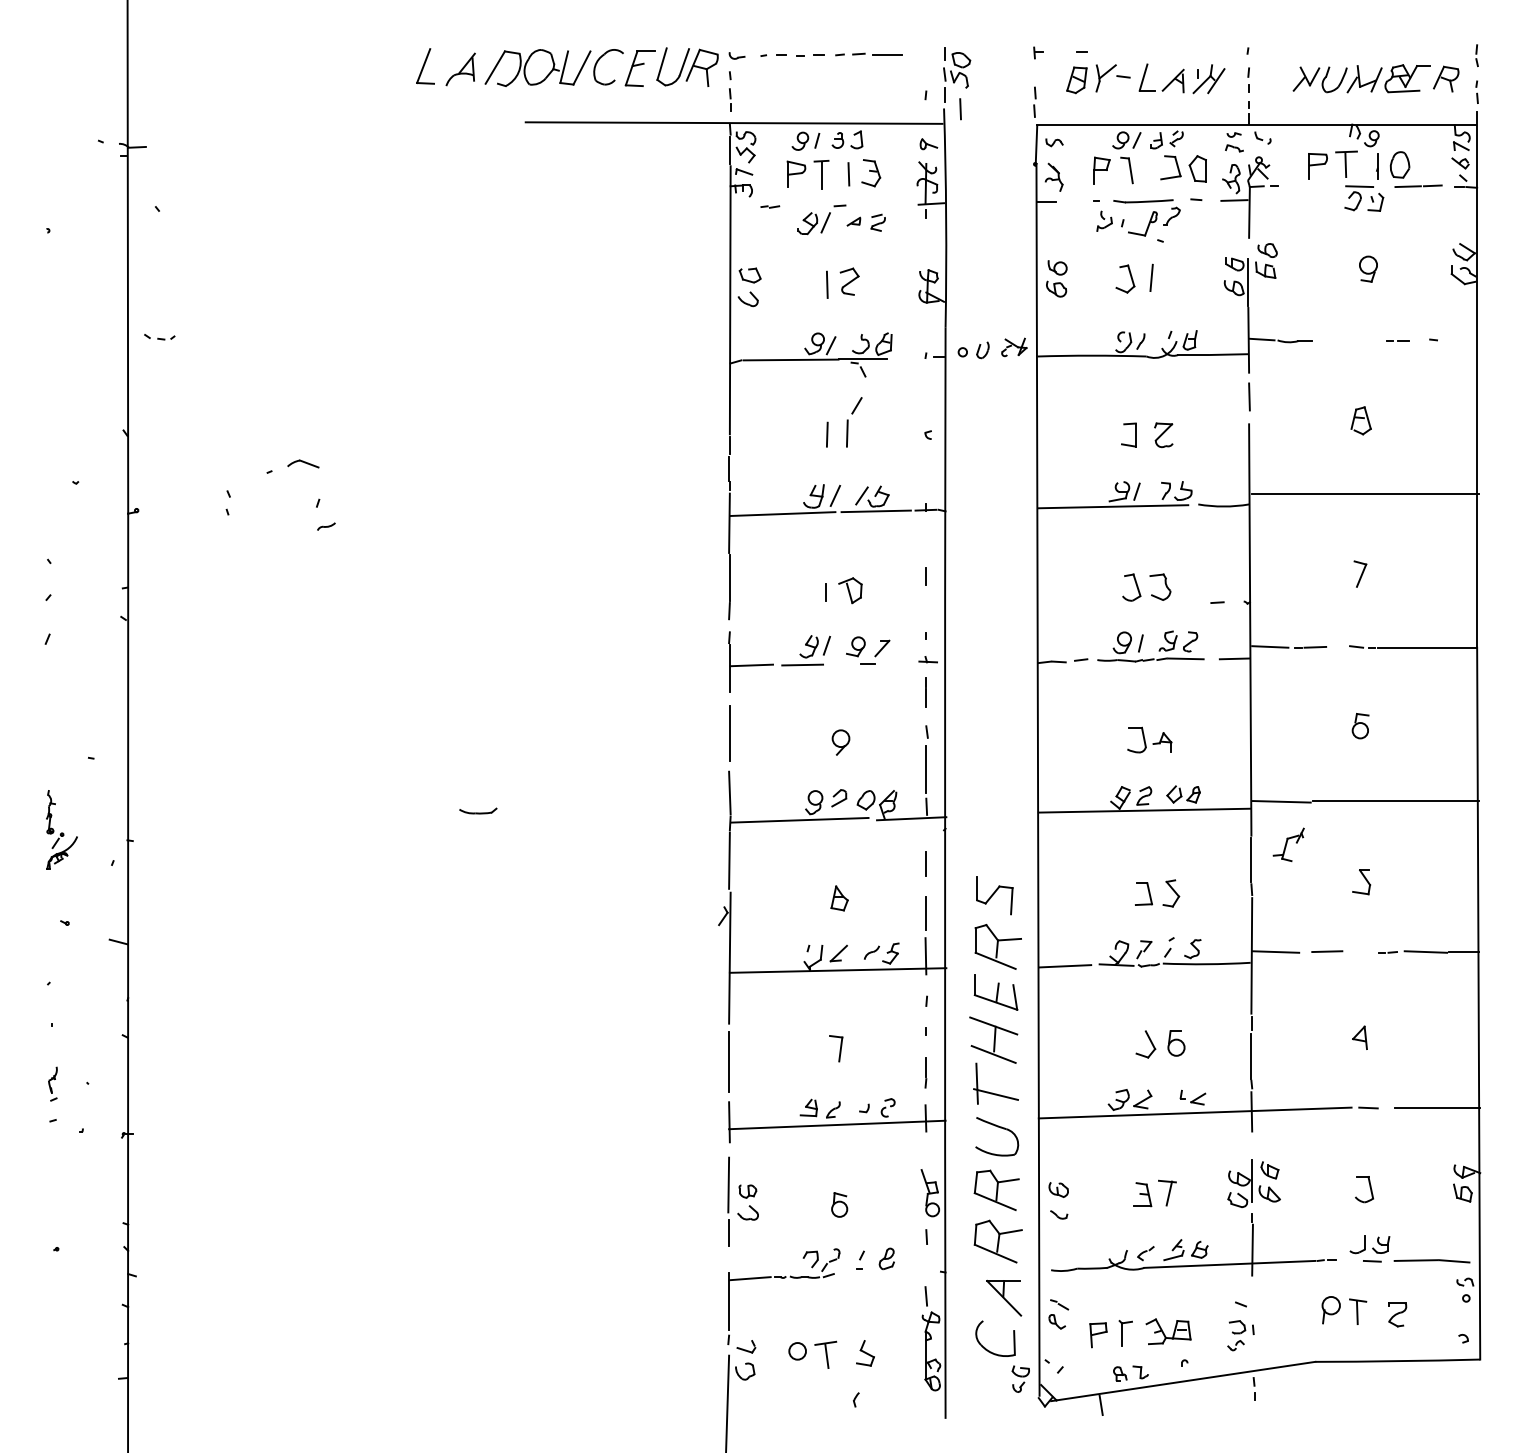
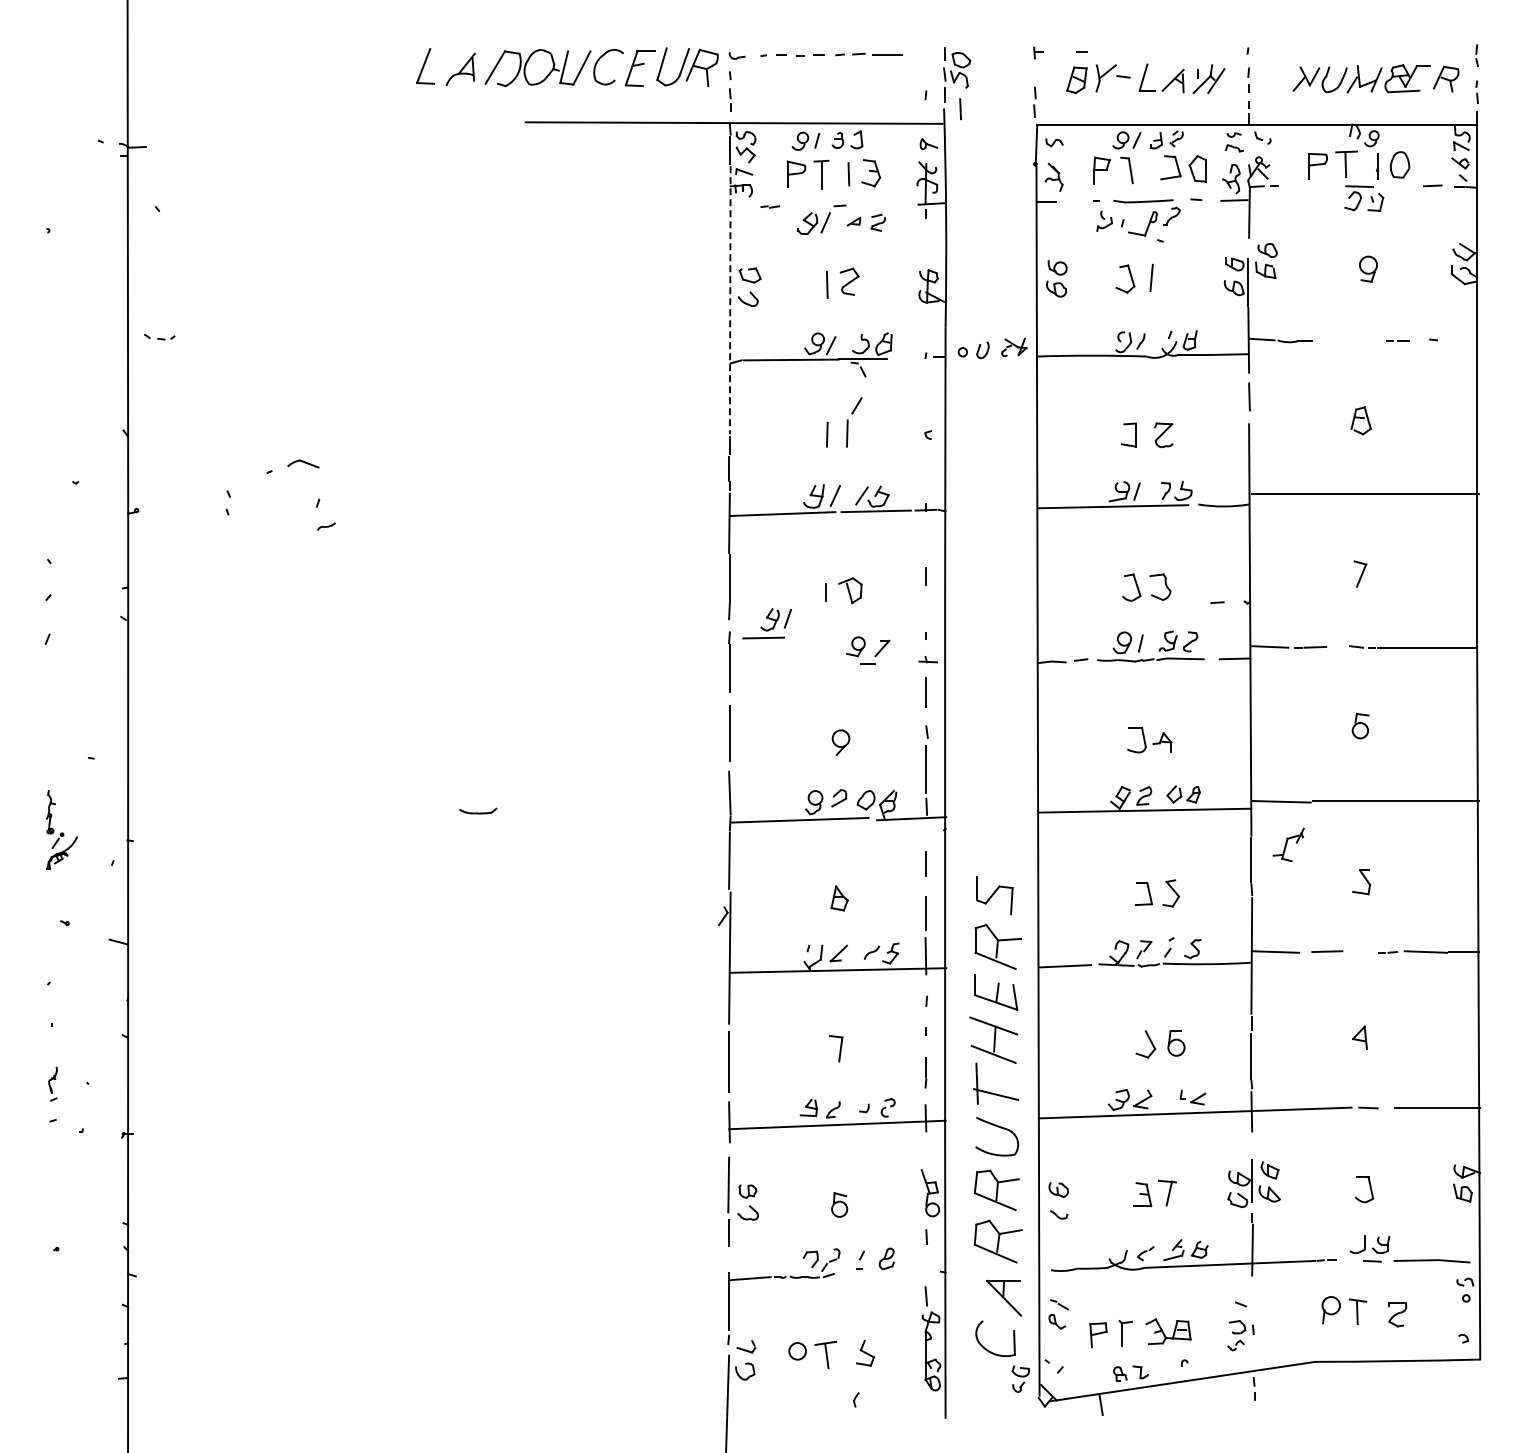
line: present -> none (1407, 186)
line: solid -> dashed (730, 300)
part position: (805, 650) -> (766, 623) (766, 623)
line: present -> none (751, 665)
